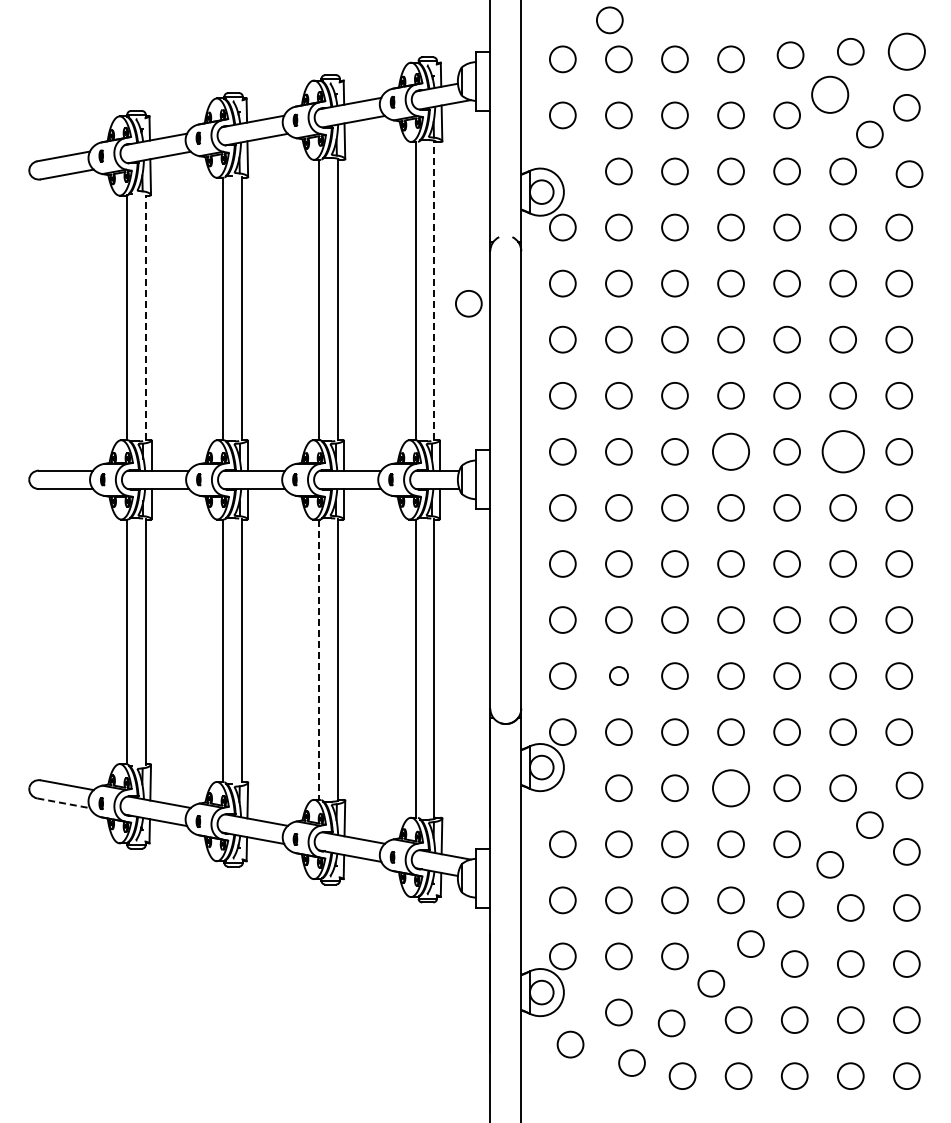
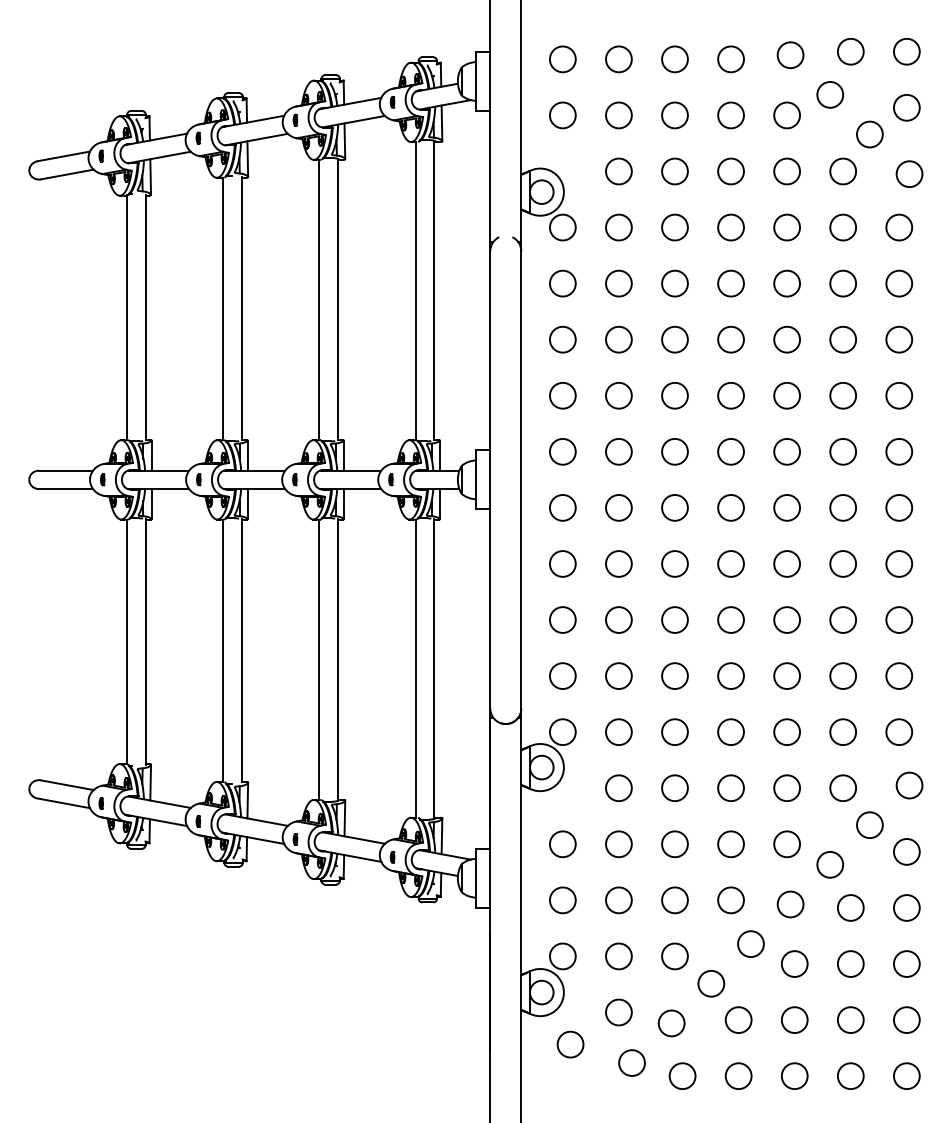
circle: present -> none (609, 20)
circle diameter: 36 px -> 26 px (906, 51)
circle size: 39x39 px -> 29x28 px (830, 94)
line: dashed -> solid (433, 290)
circle: present -> none (468, 303)
line: dashed -> solid (145, 317)
circle diameter: 36 px -> 26 px (730, 451)
circle size: 44x44 px -> 28x28 px (842, 451)
line: dashed -> solid (319, 660)
circle size: 20x20 px -> 28x28 px (618, 675)
circle size: 38x39 px -> 28x28 px (730, 787)
line: dashed -> solid (63, 803)
